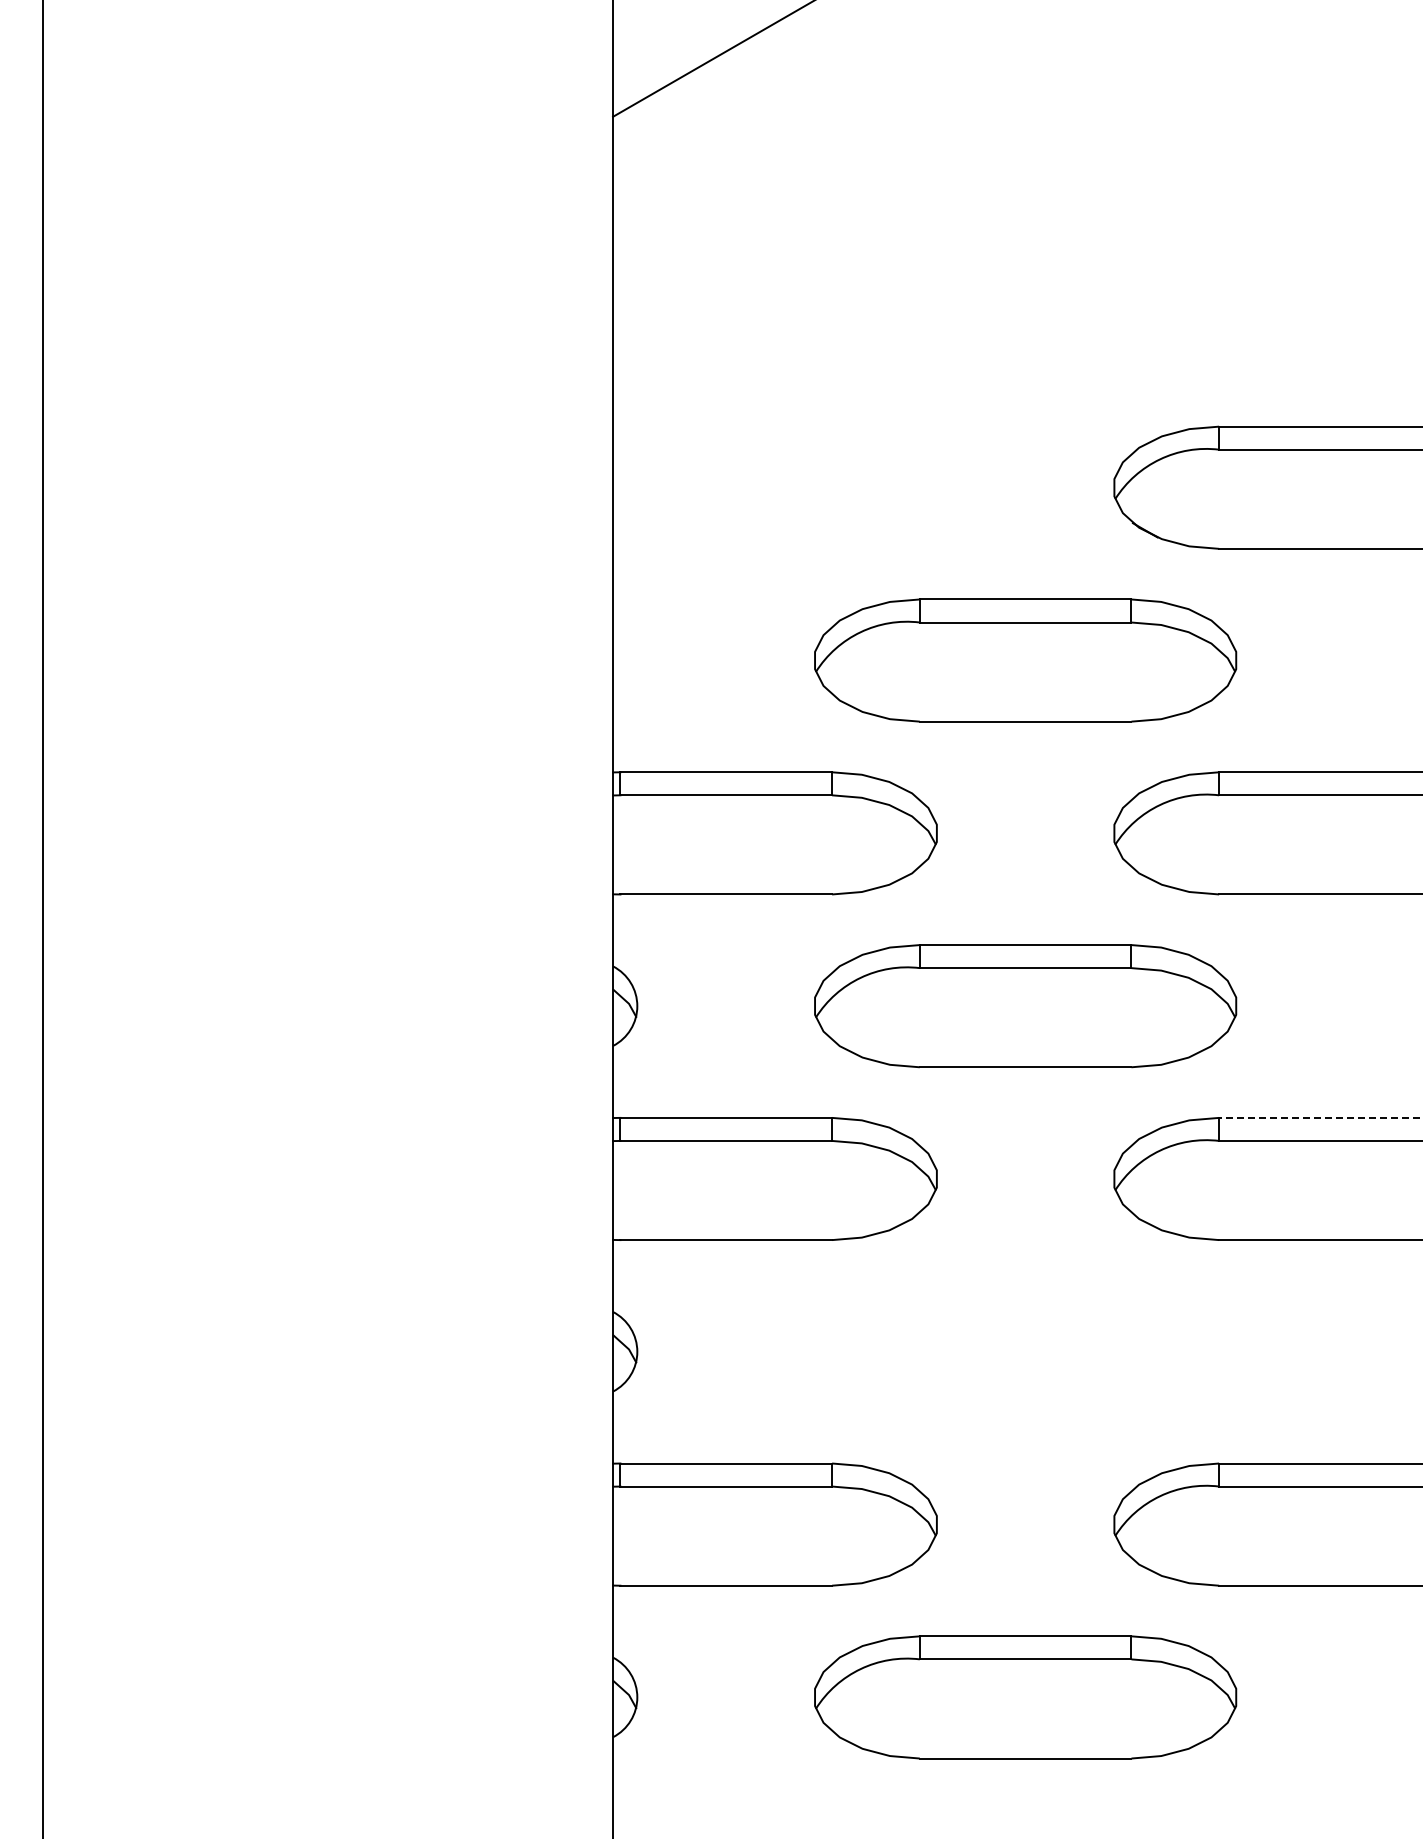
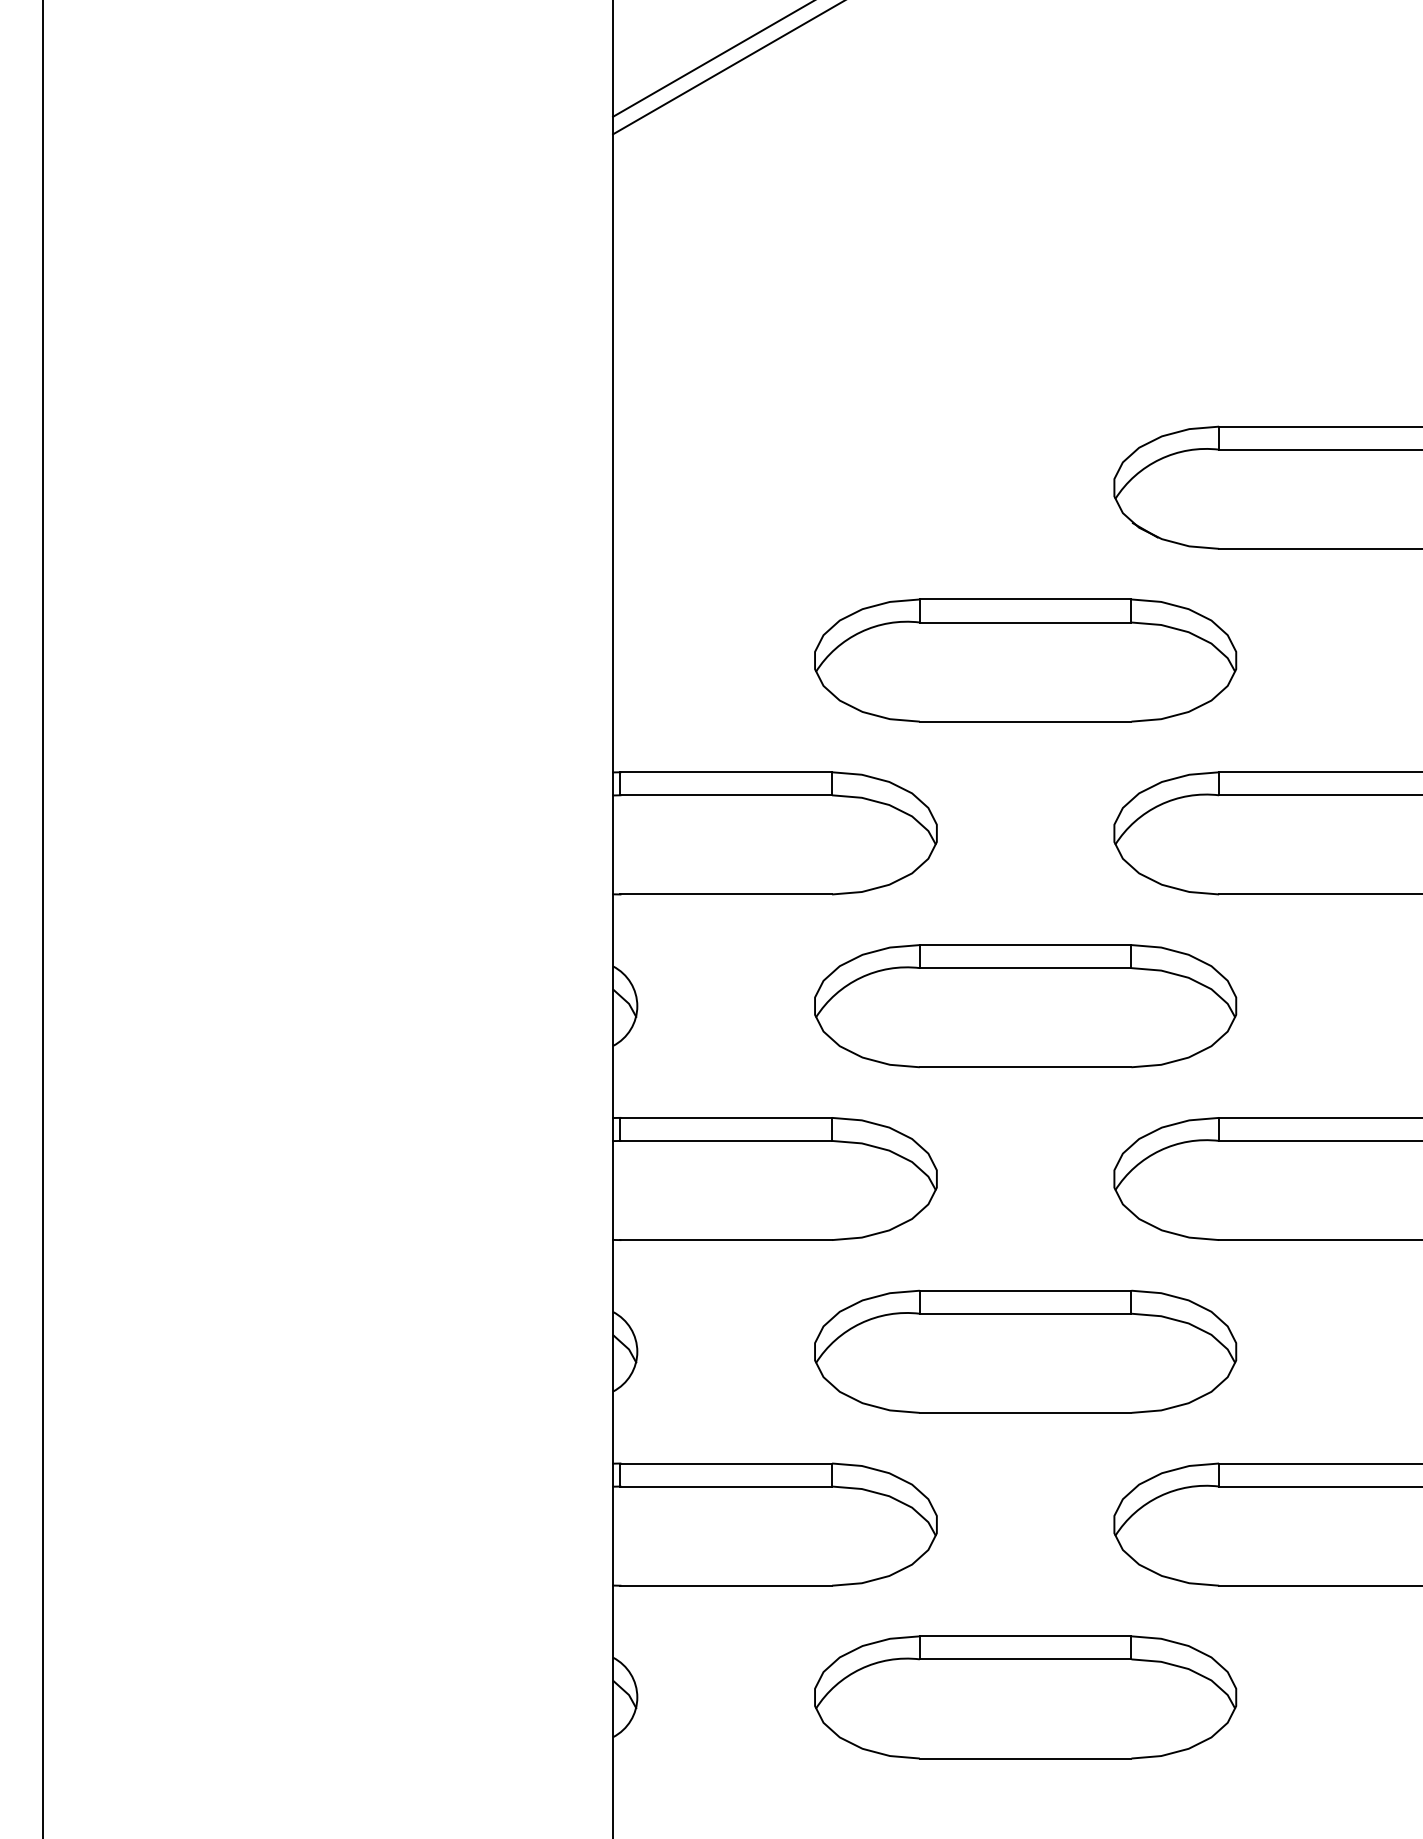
line: none -> present (727, 68)
line: dashed -> solid (1320, 1117)
part: none -> present (1025, 1351)
